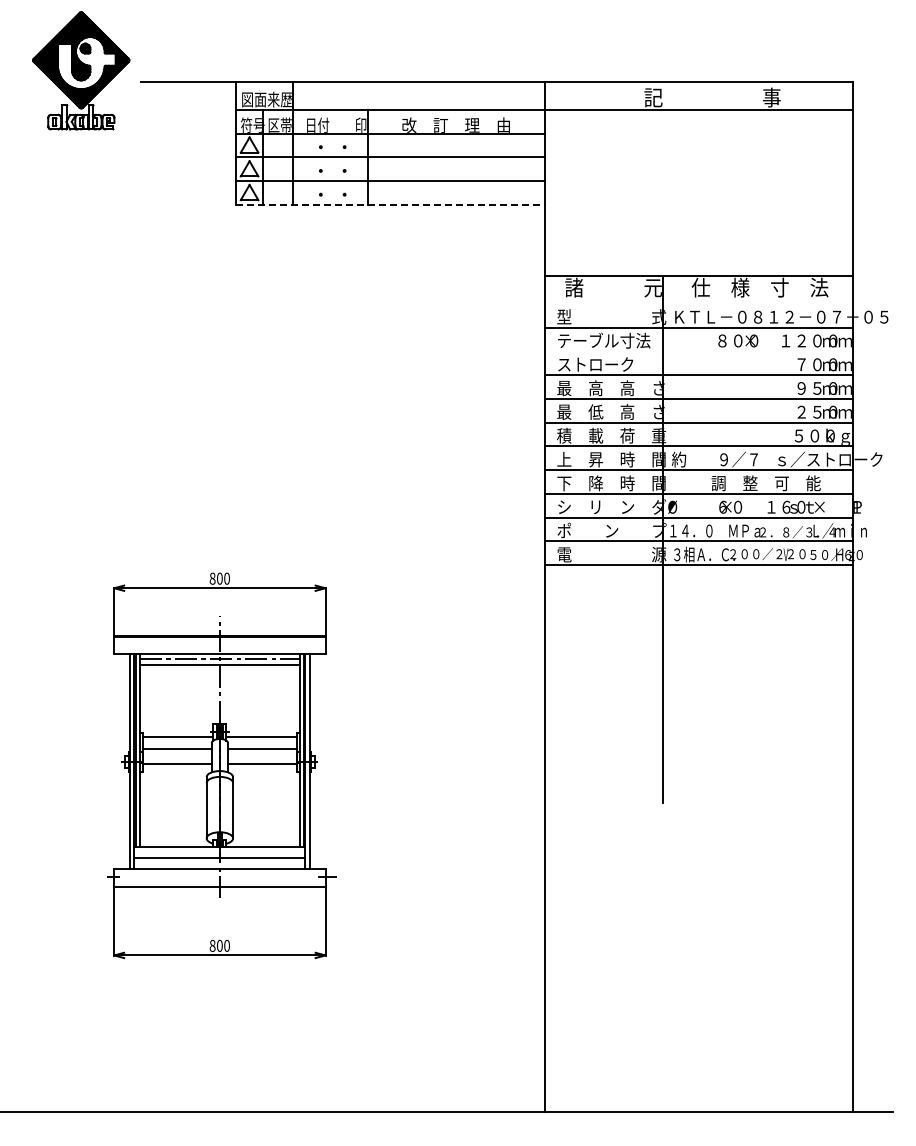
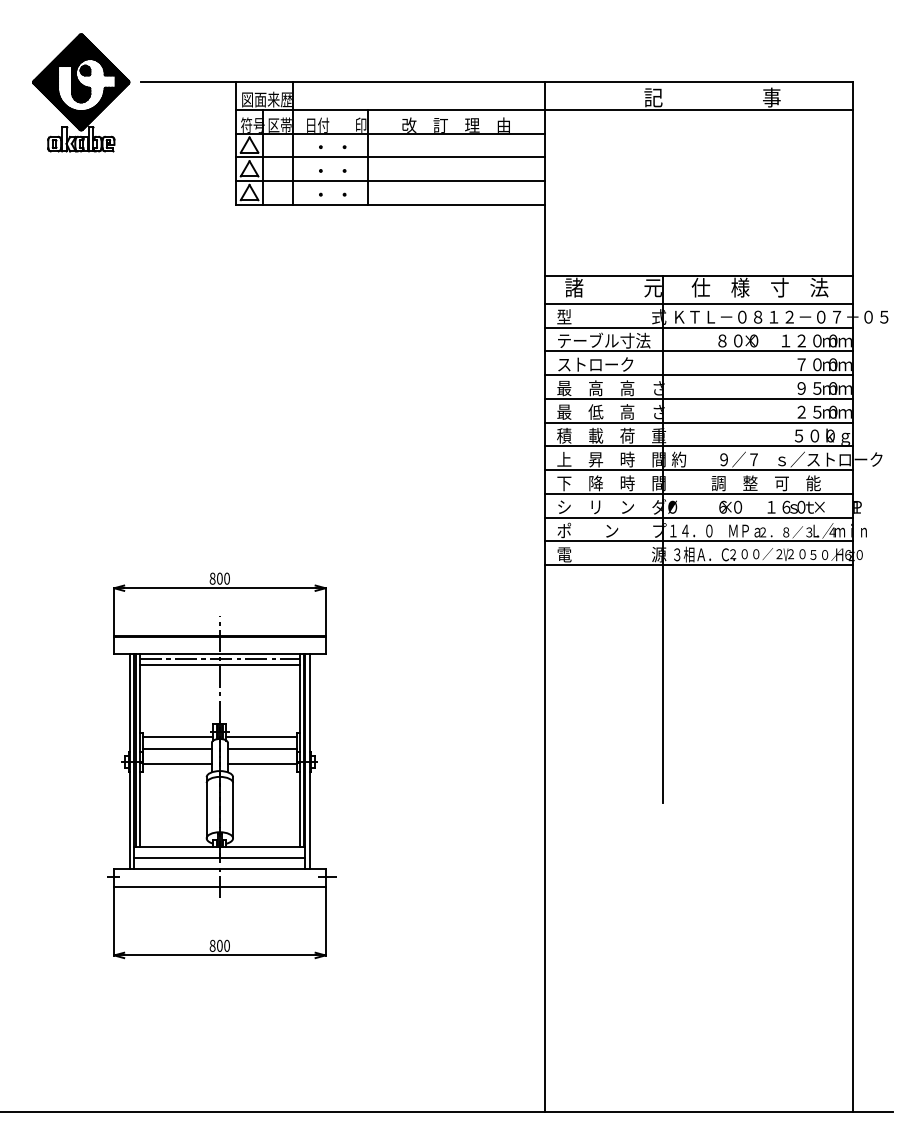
part position: (81, 70) -> (81, 92) (81, 92)
line: dashed -> solid (390, 204)
line: none -> present (698, 303)
line: none -> present (698, 351)
